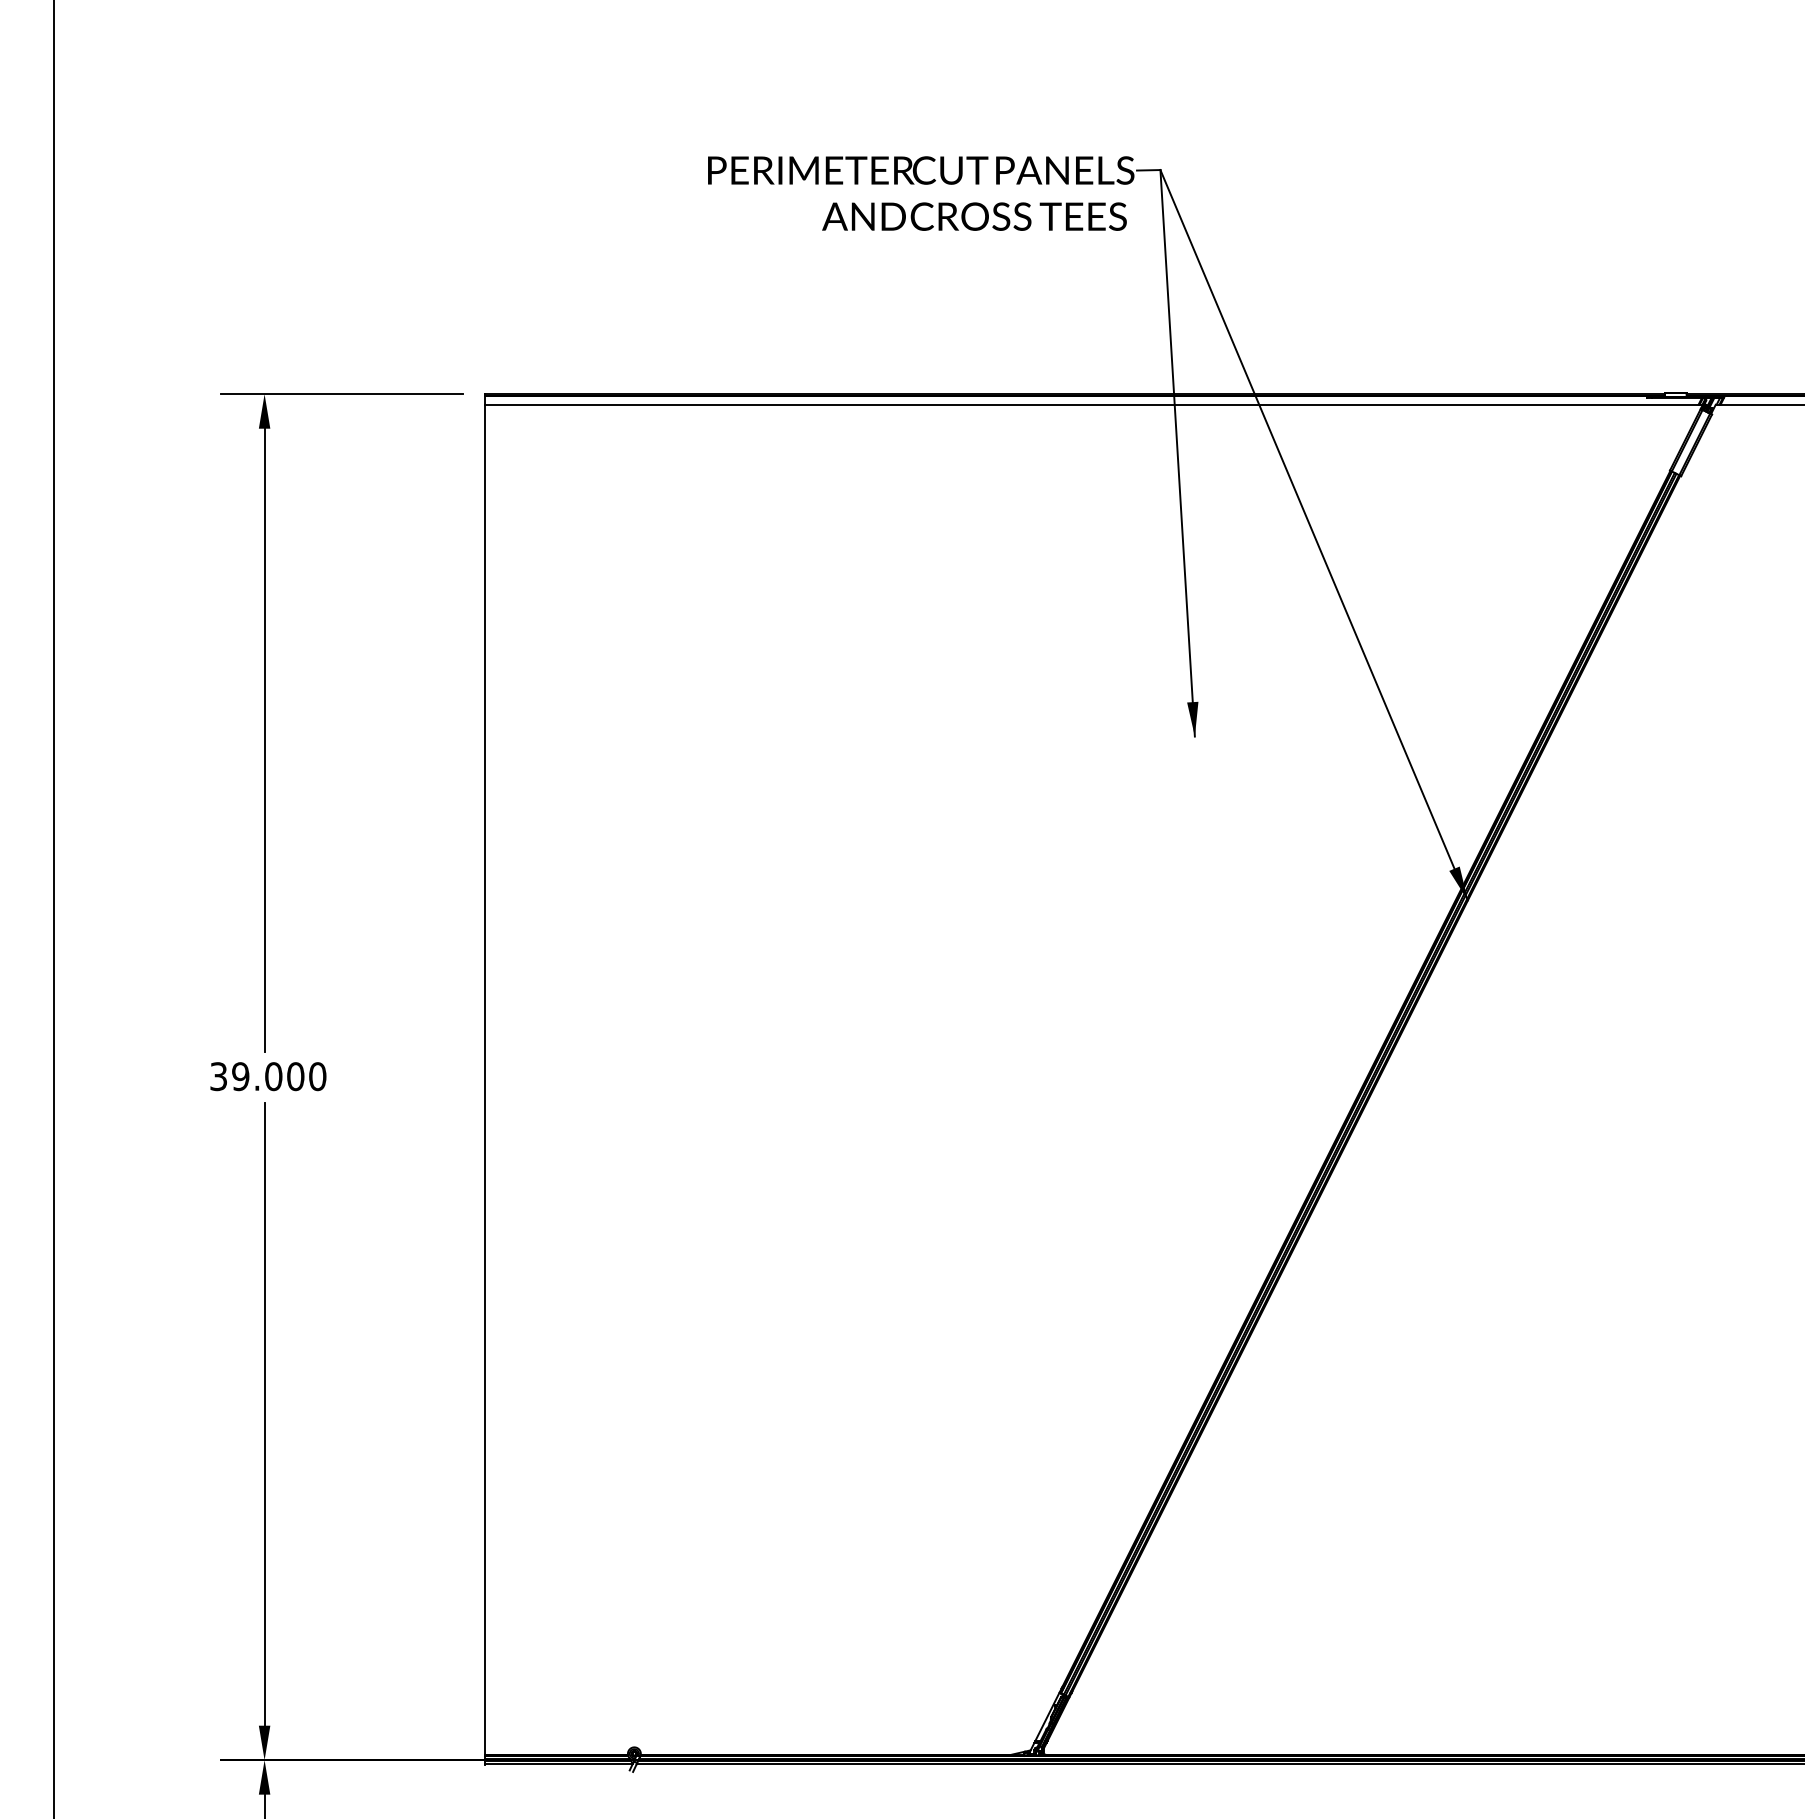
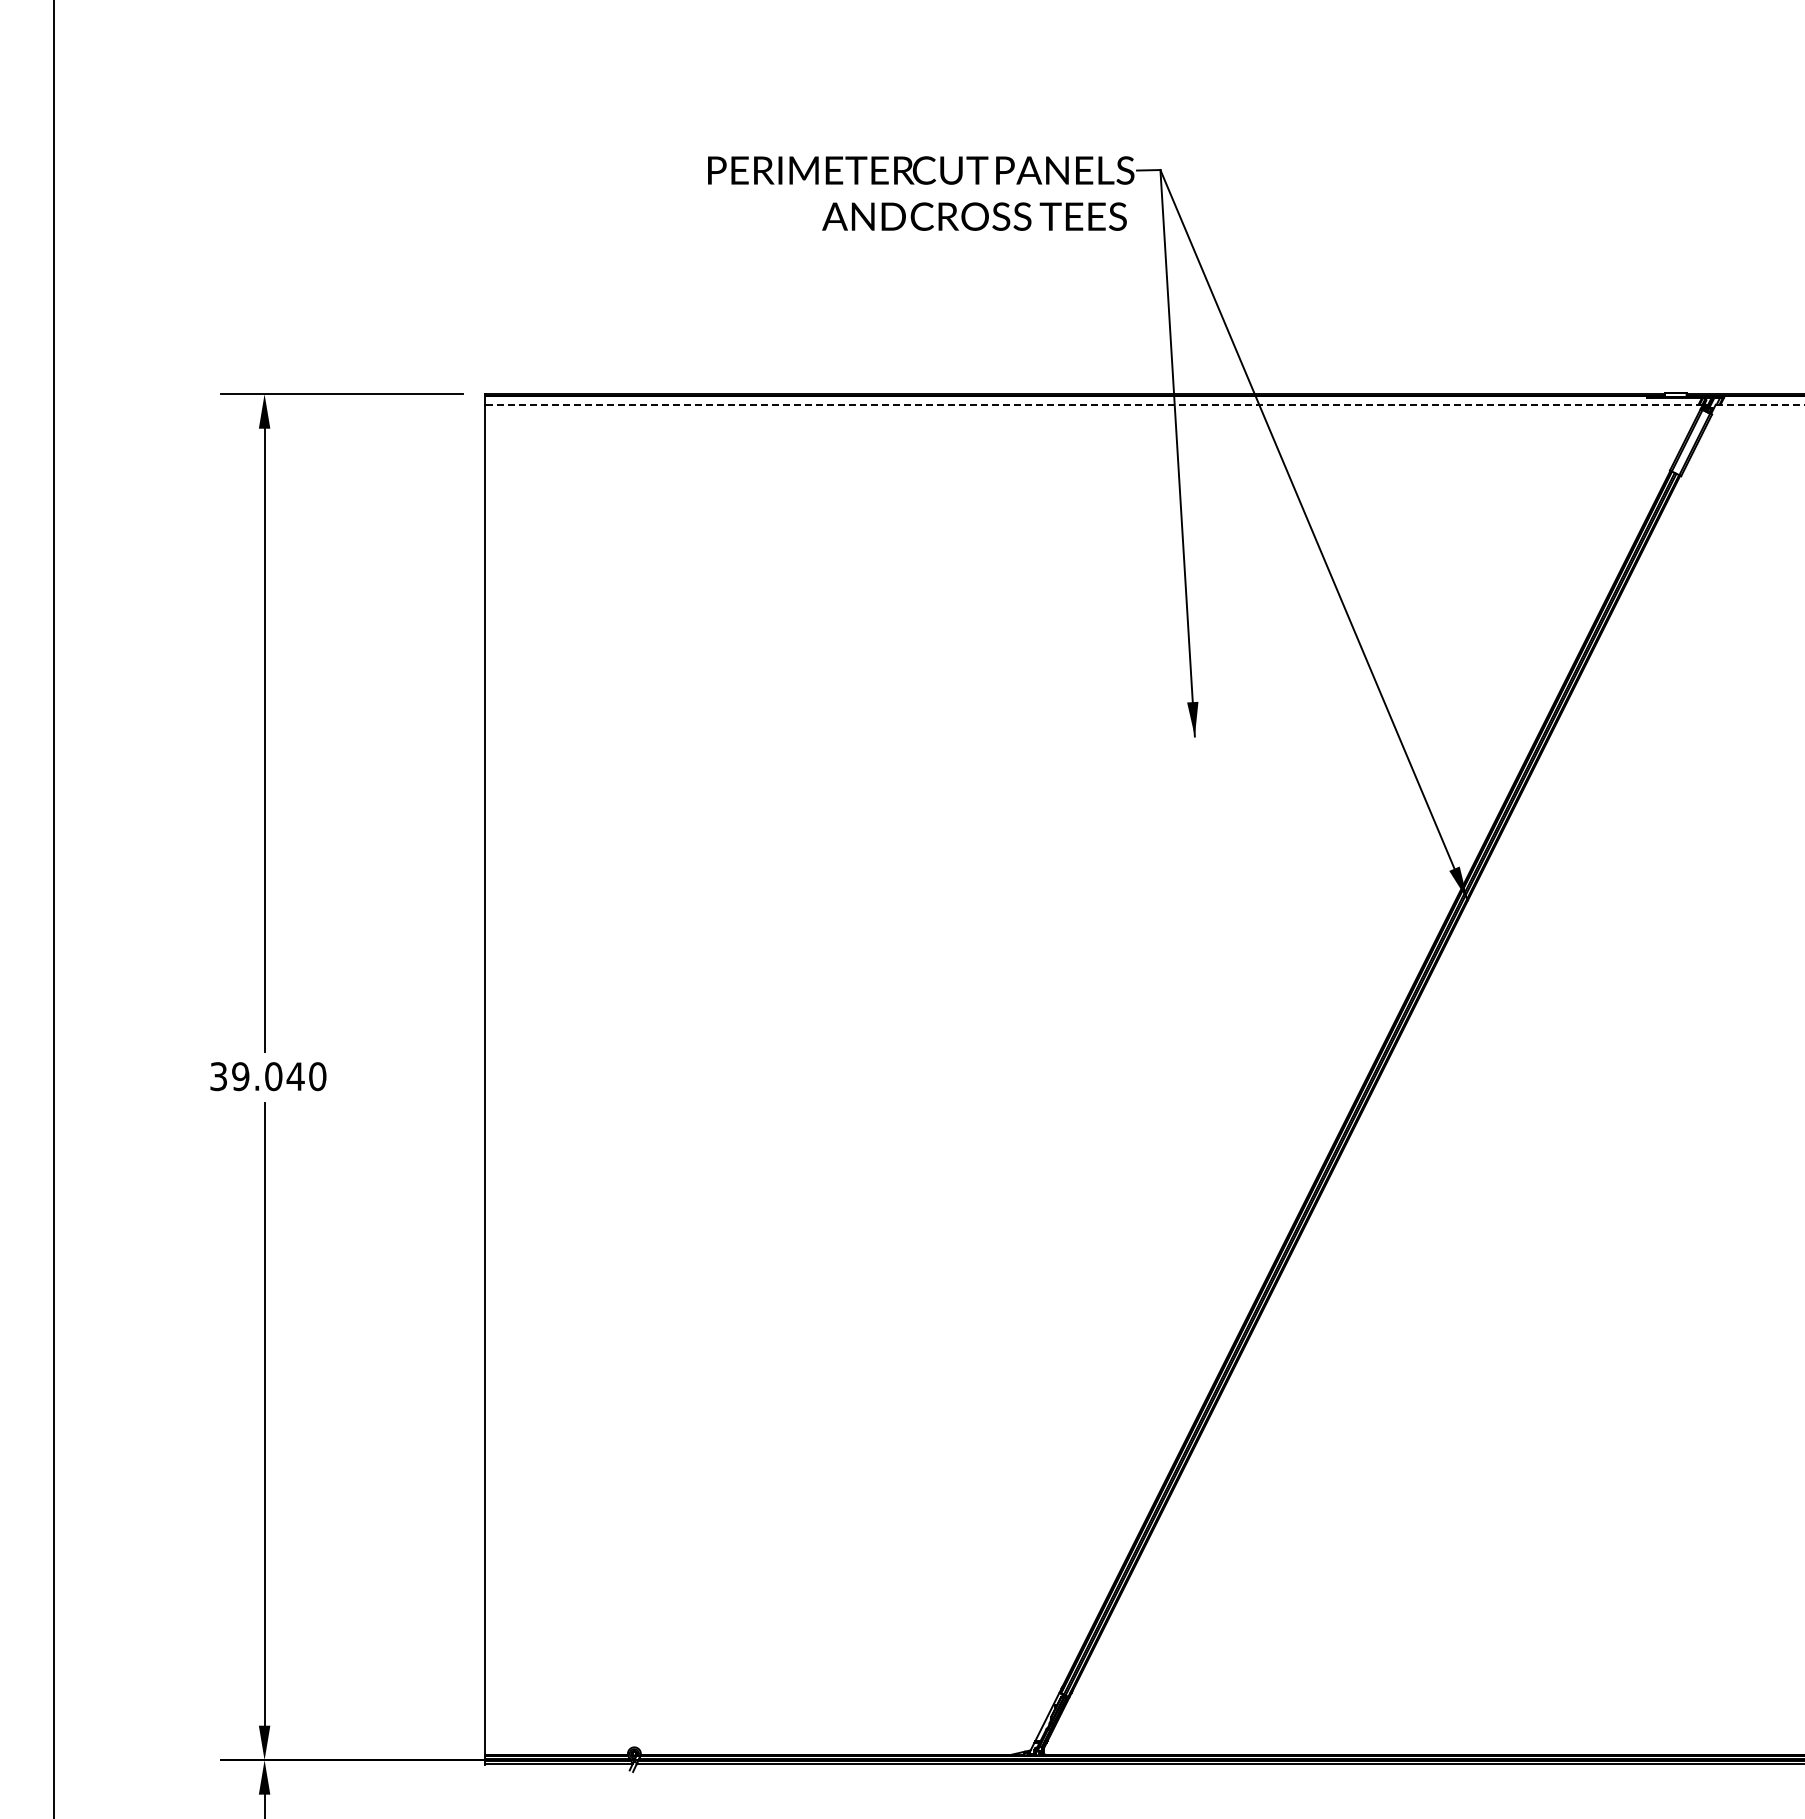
line: solid -> dashed (1094, 404)
line: solid -> dashed (1759, 404)
text: 39.000 -> 39.040 (295, 1076)
